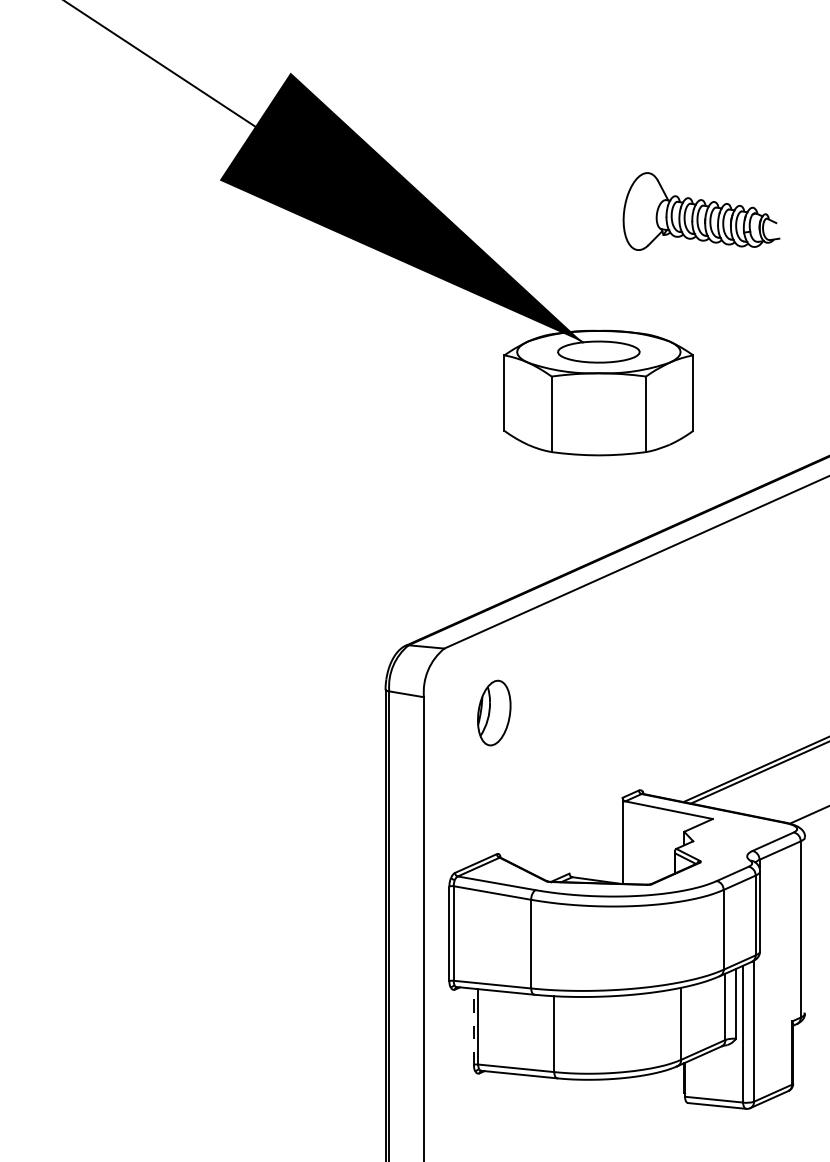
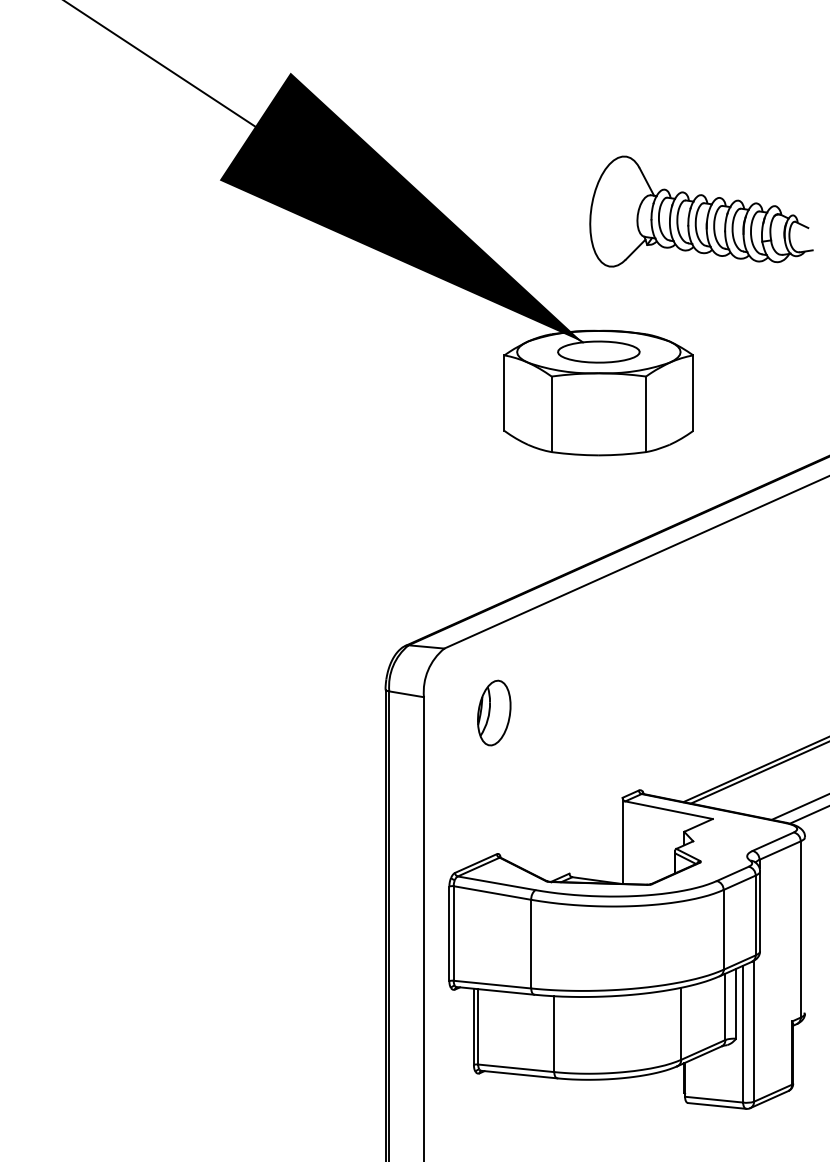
part size: 159x79 px -> 225x113 px (701, 211)
line: none -> present (798, 807)
line: dashed -> solid (473, 1026)
